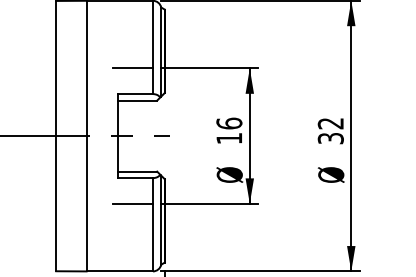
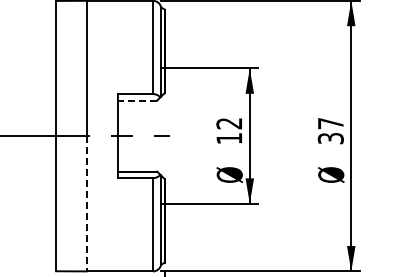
line: present -> none (132, 68)
line: solid -> dashed (137, 100)
text: 16 -> 12 (229, 123)
text: 32 -> 37 (330, 123)
line: solid -> dashed (86, 203)
line: present -> none (132, 203)
